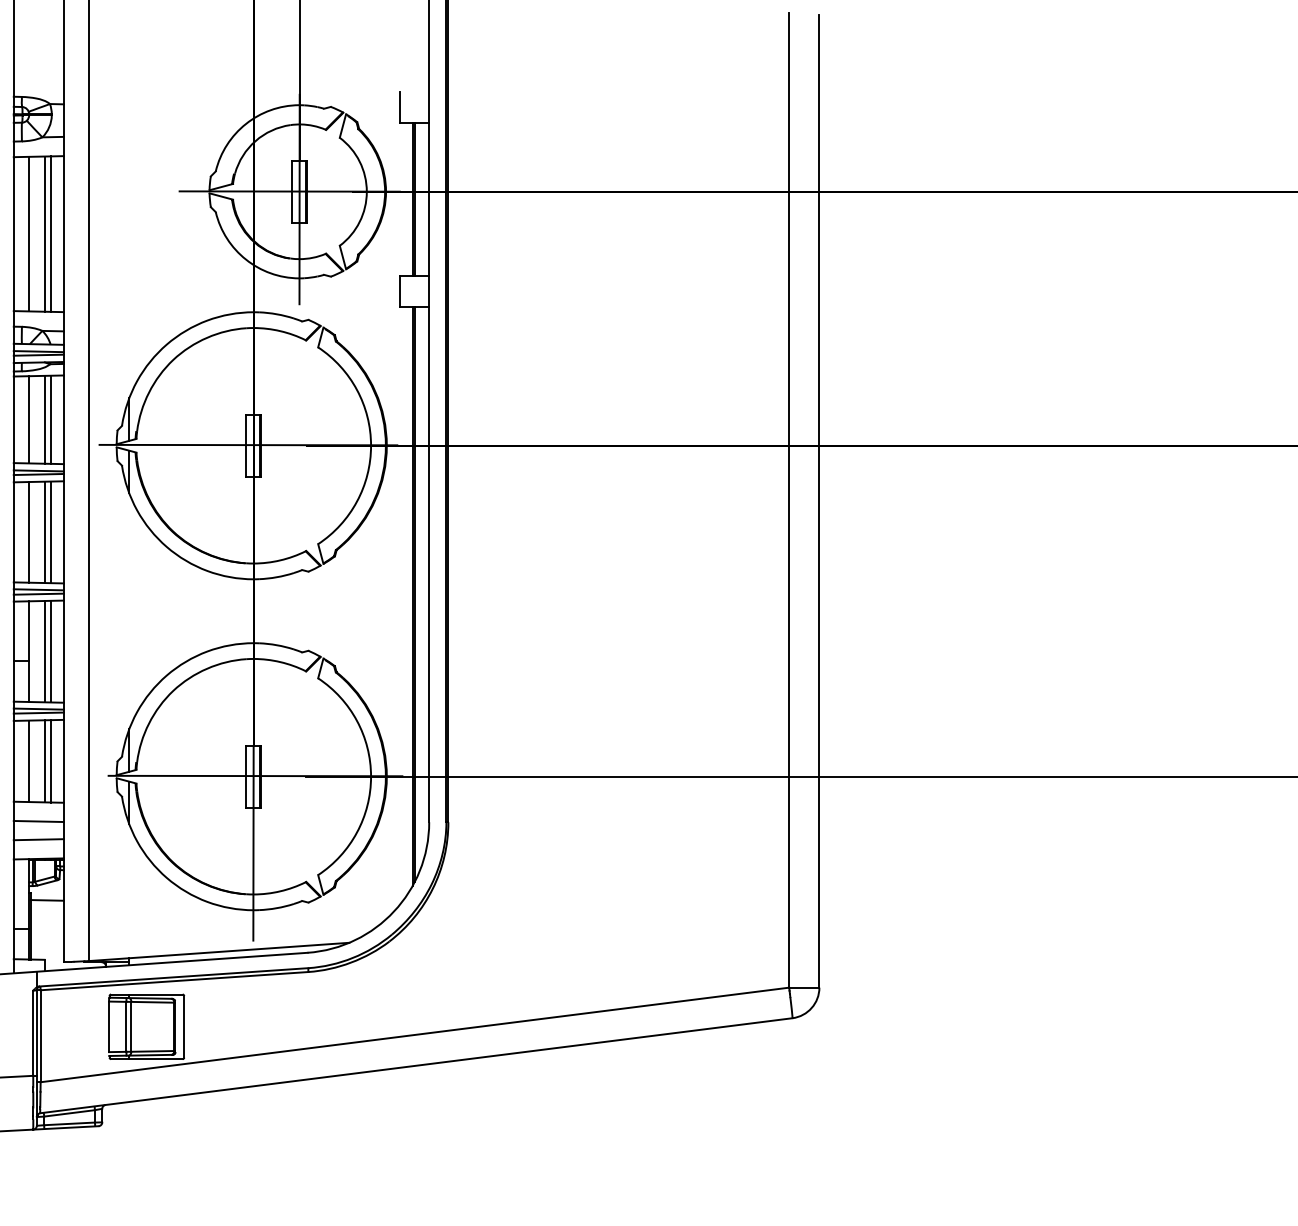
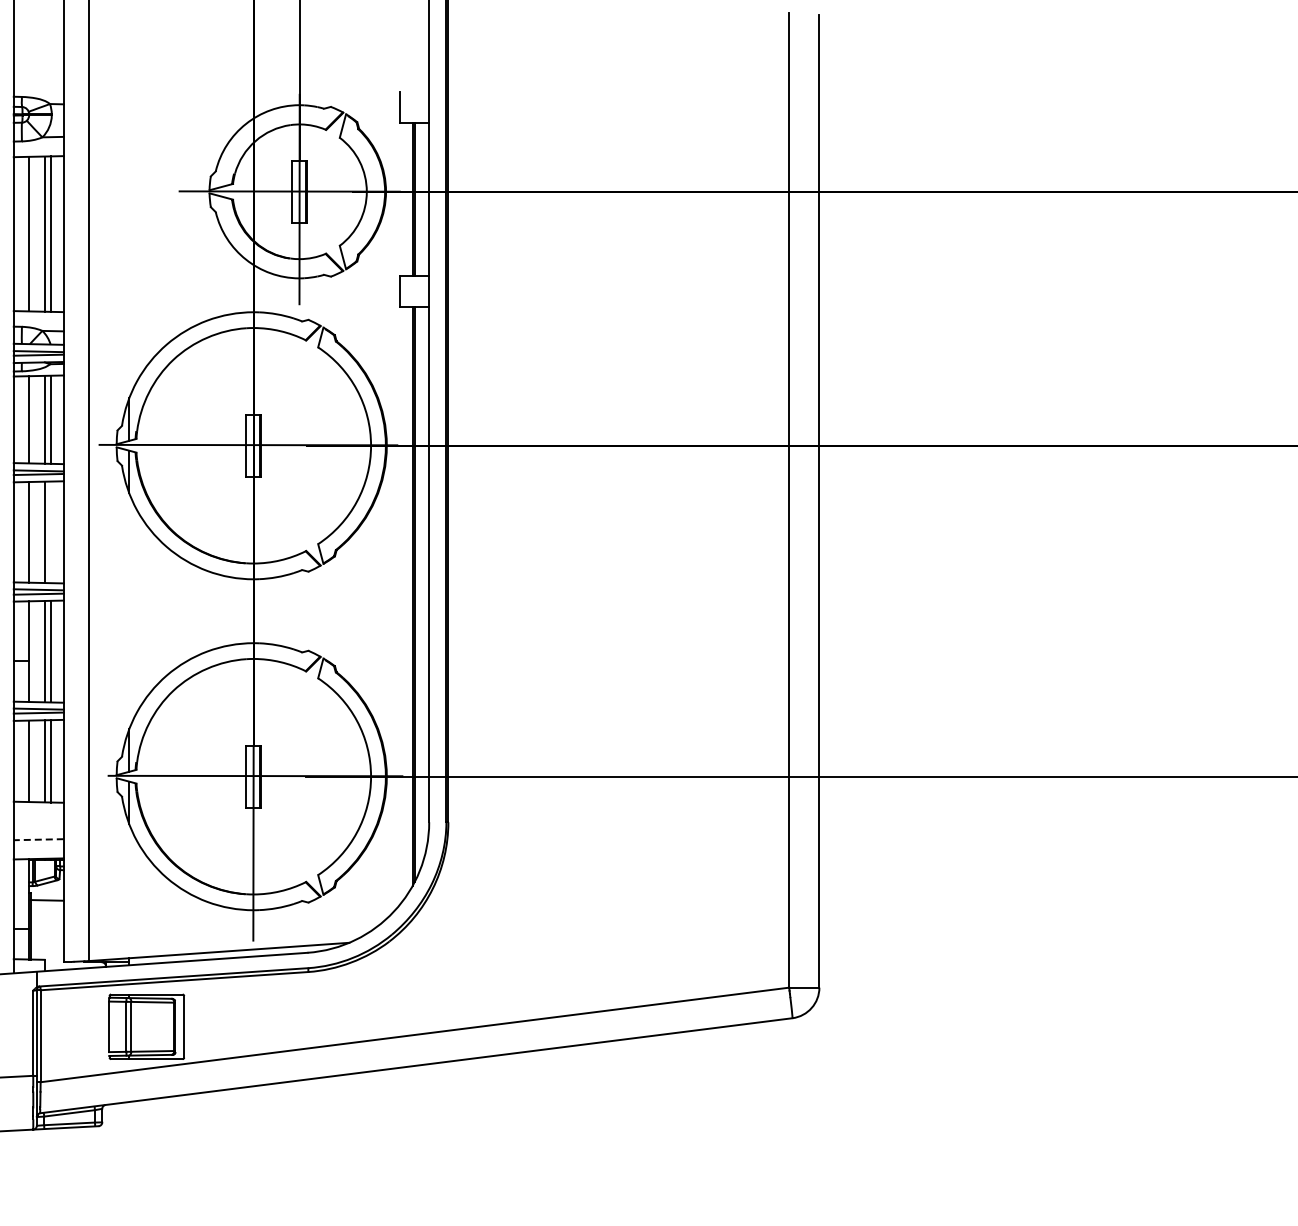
line: present -> none (51, 532)
line: present -> none (38, 821)
line: solid -> dashed (38, 839)
